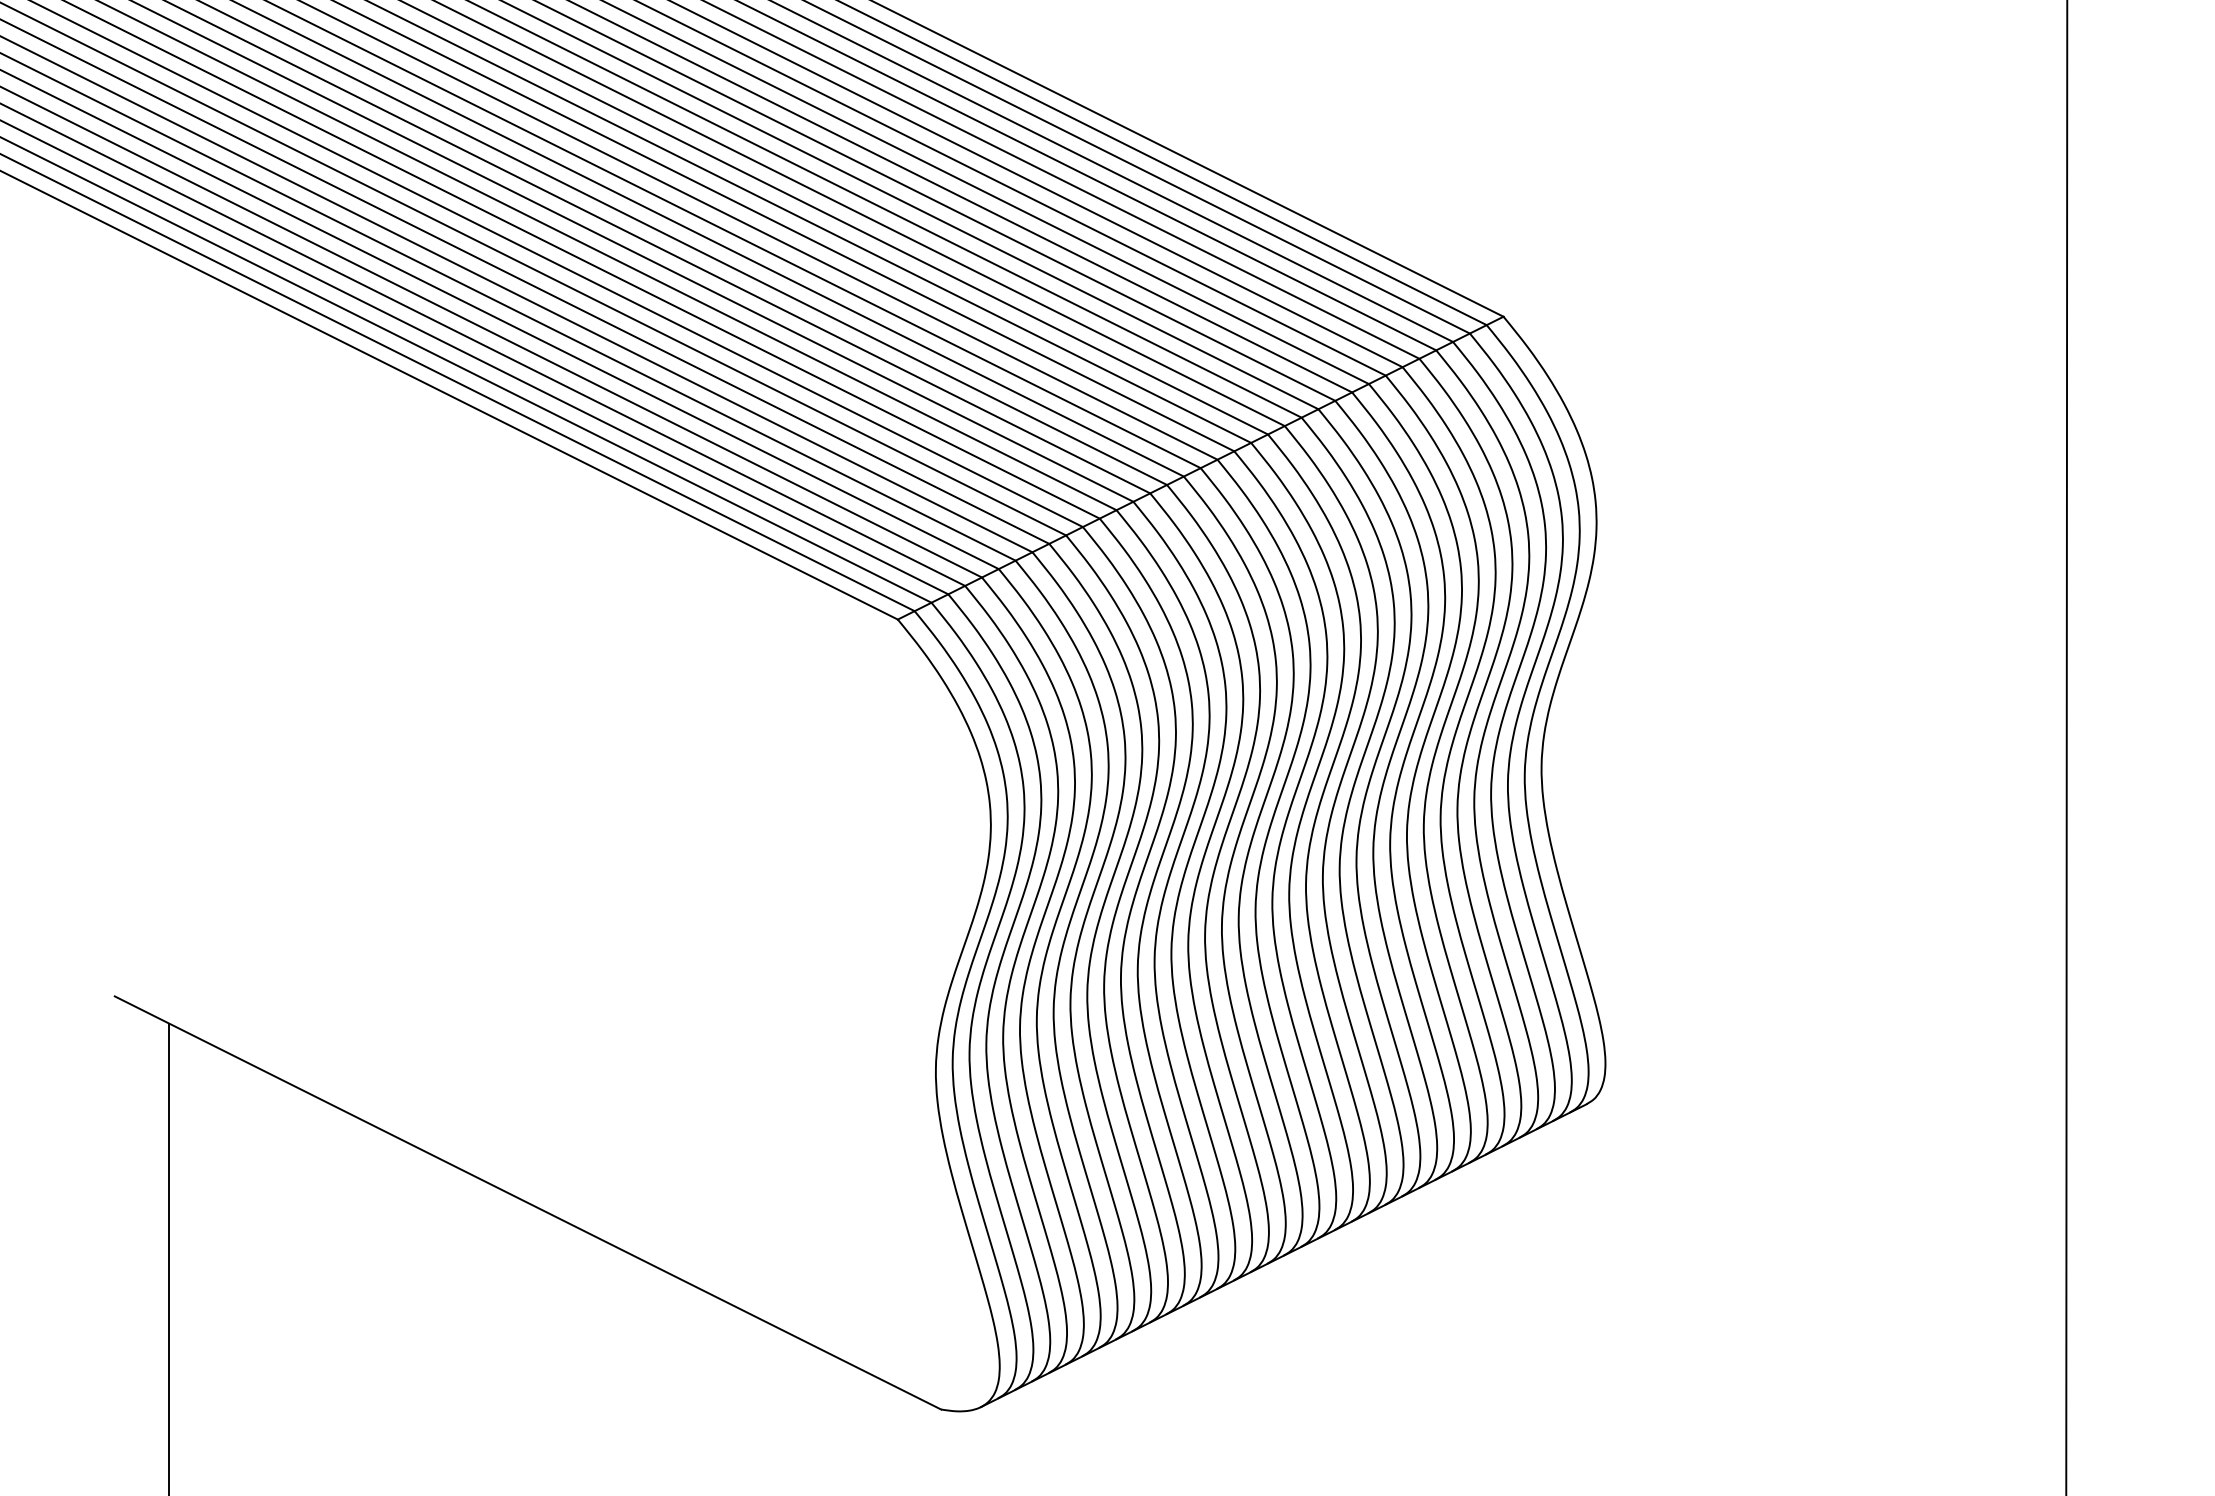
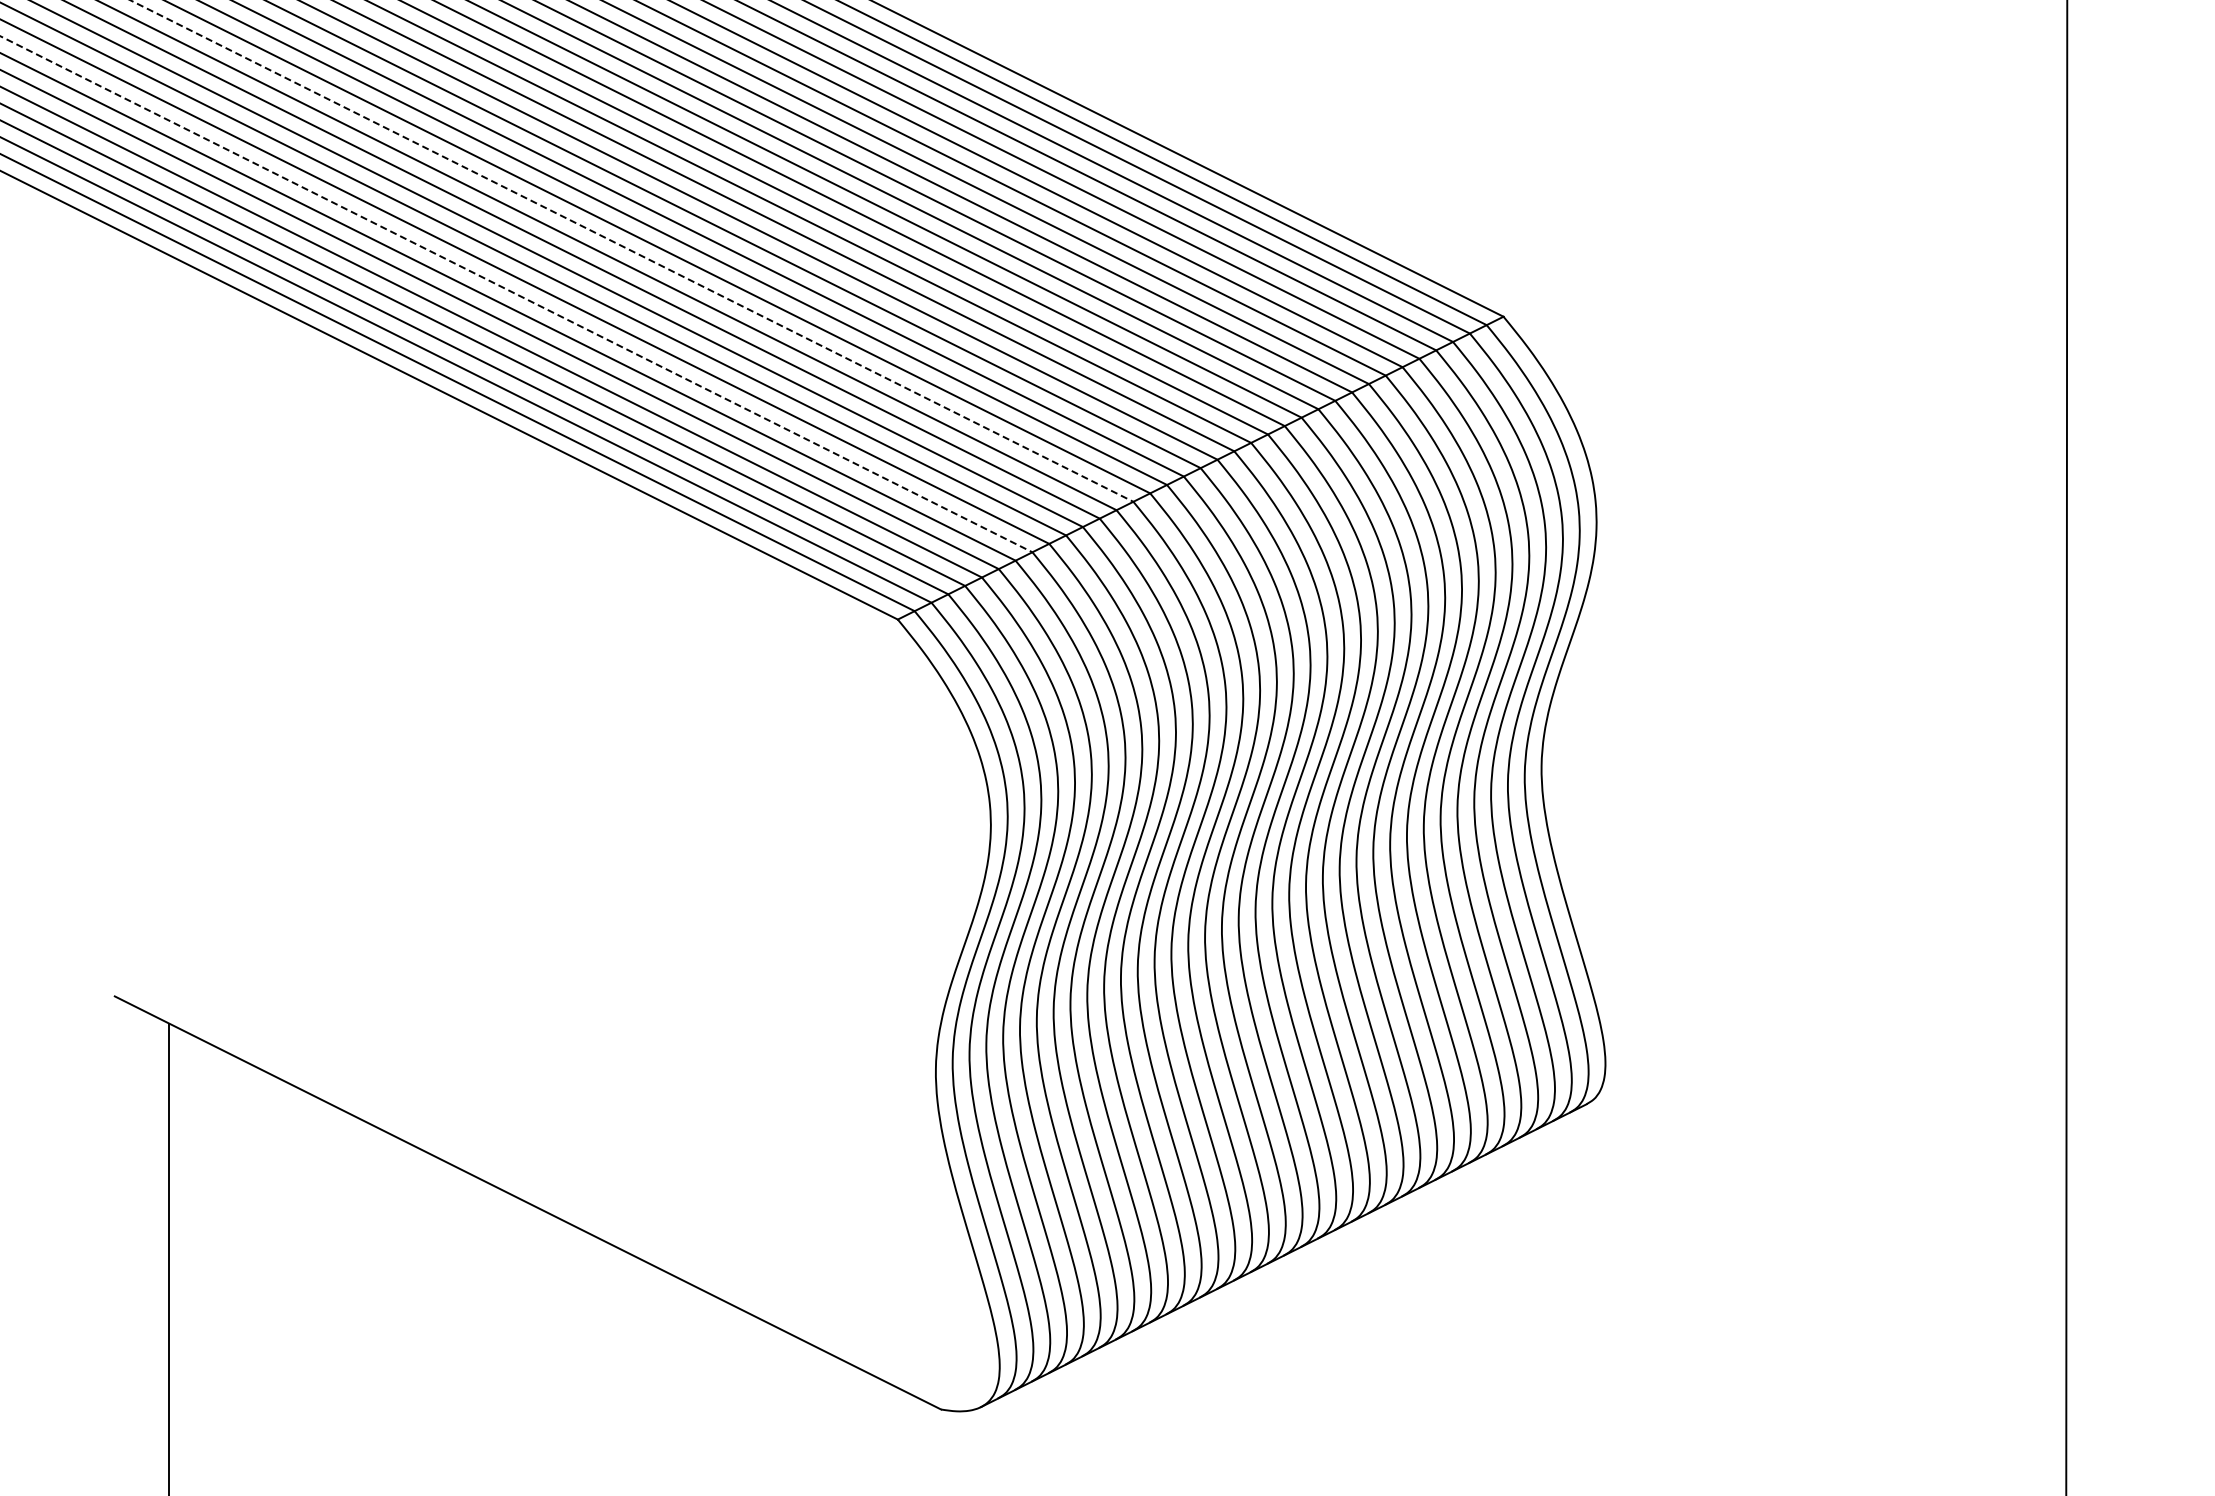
line: solid -> dashed (631, 250)
line: solid -> dashed (516, 294)
